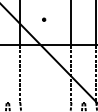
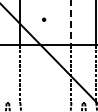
line: solid -> dashed (71, 23)
